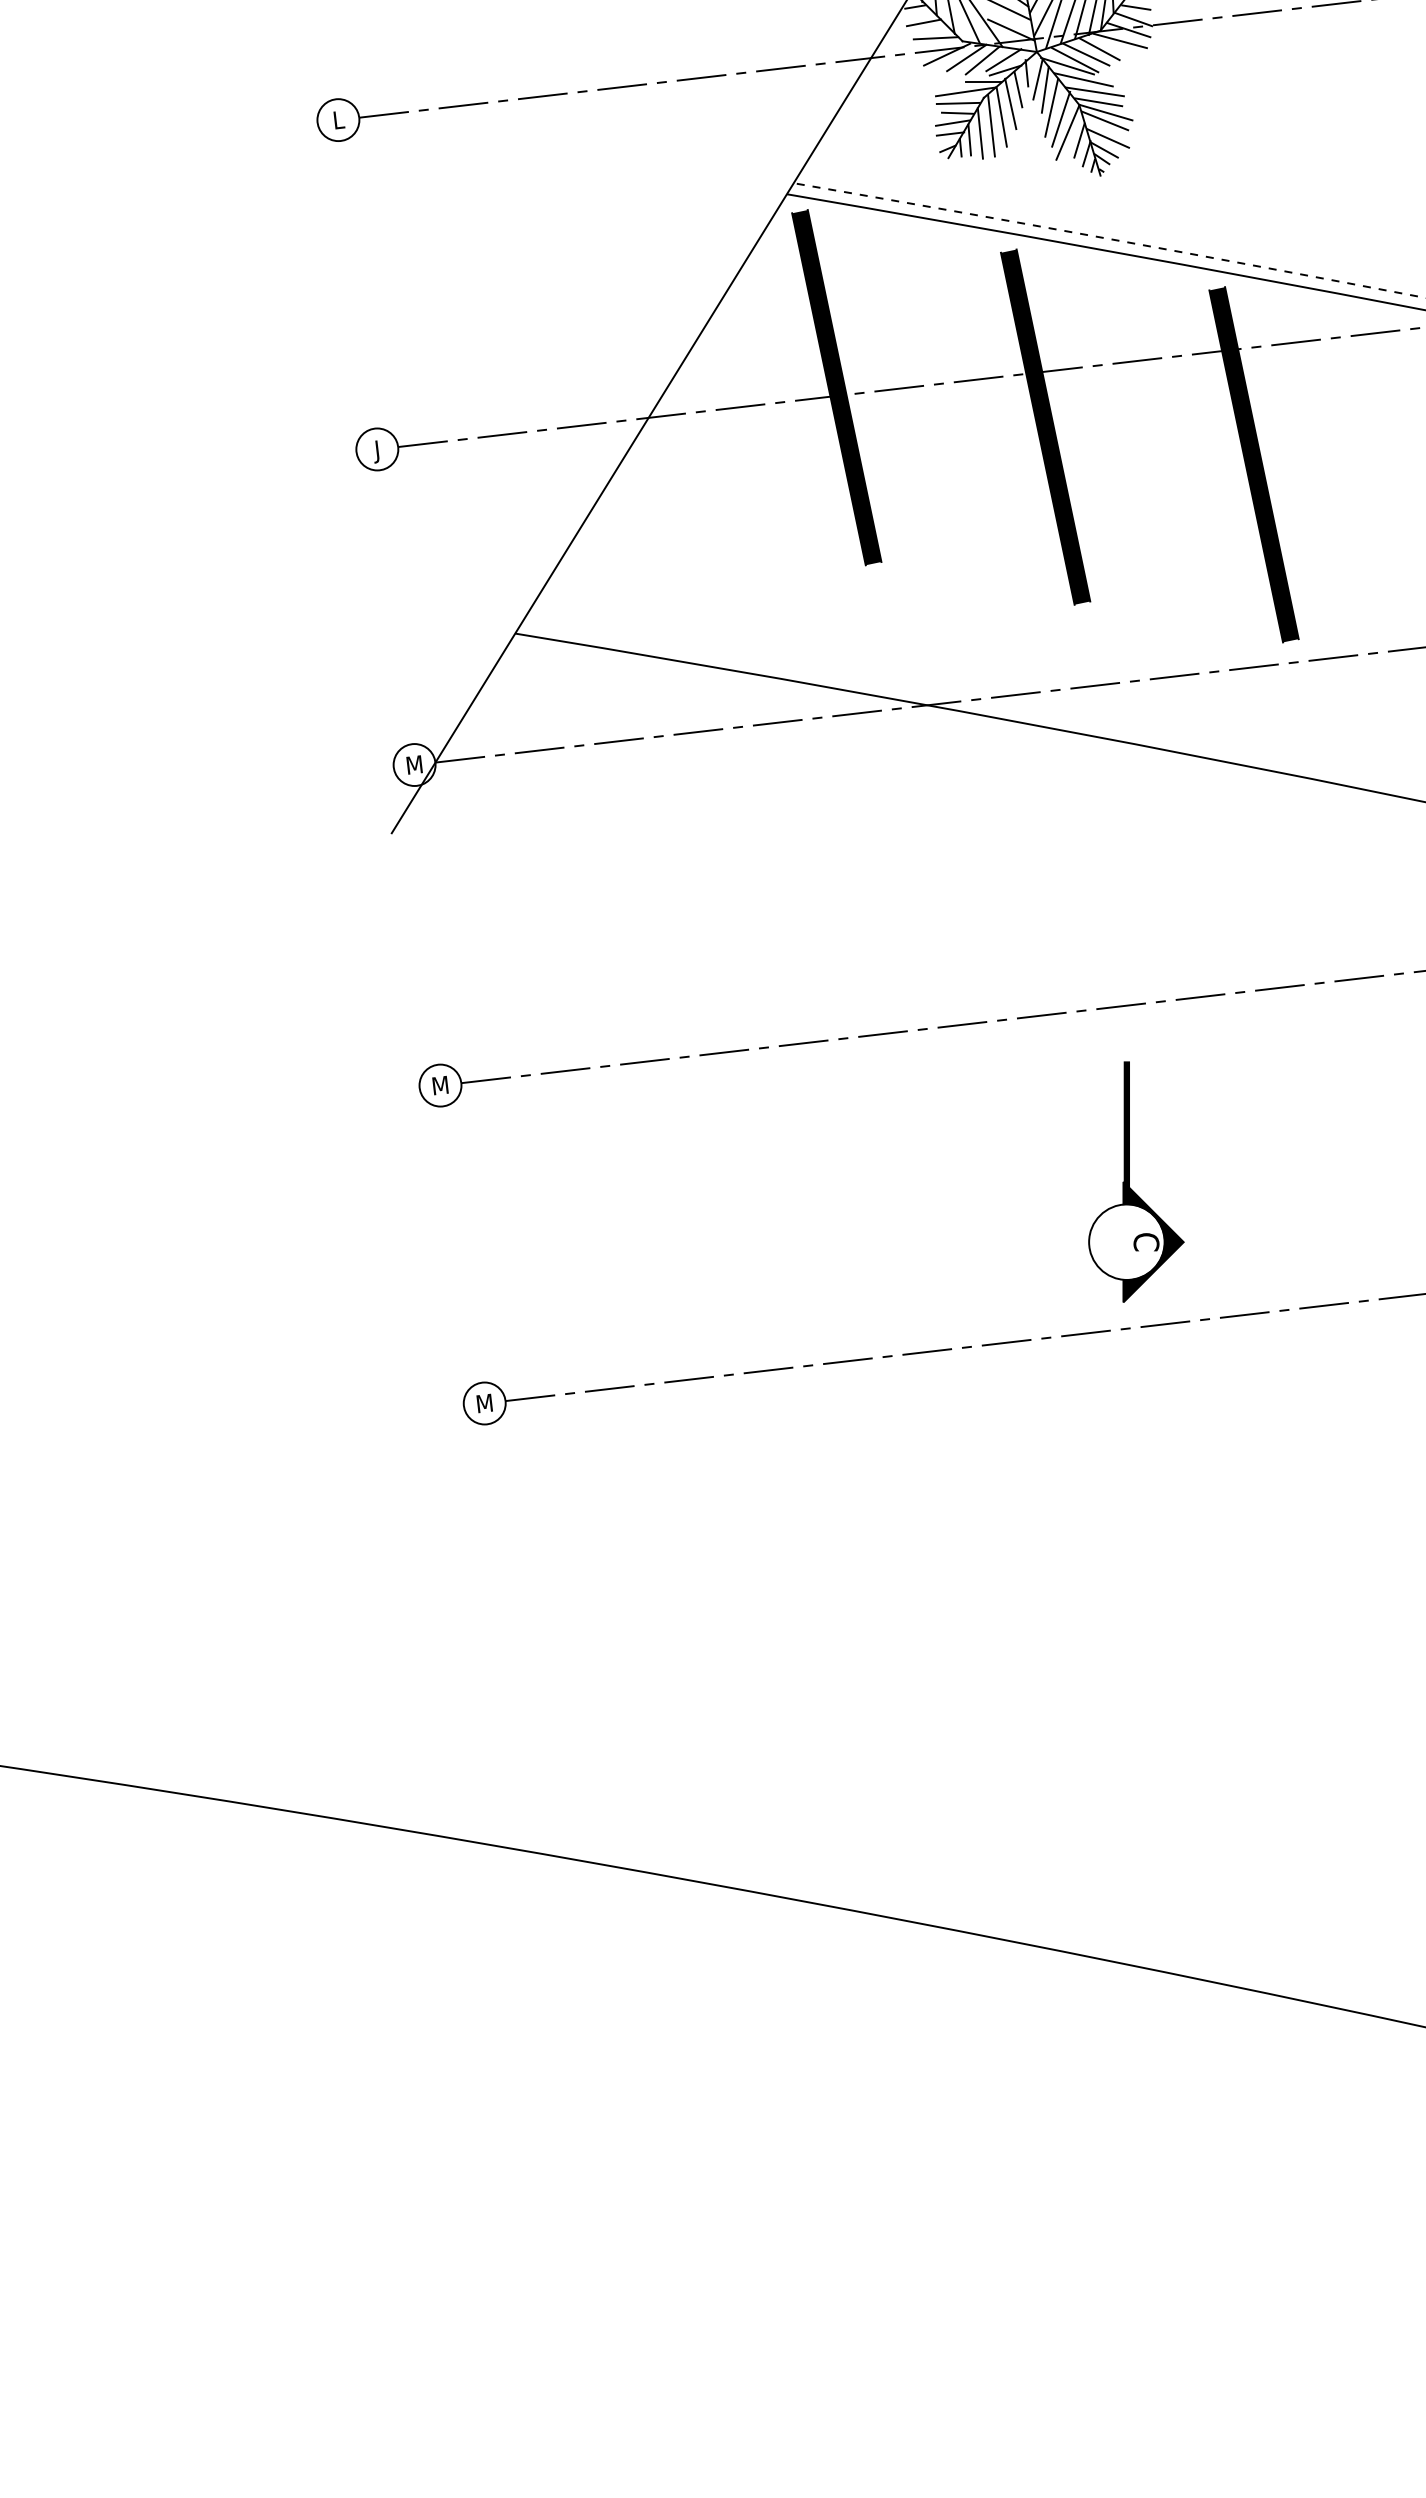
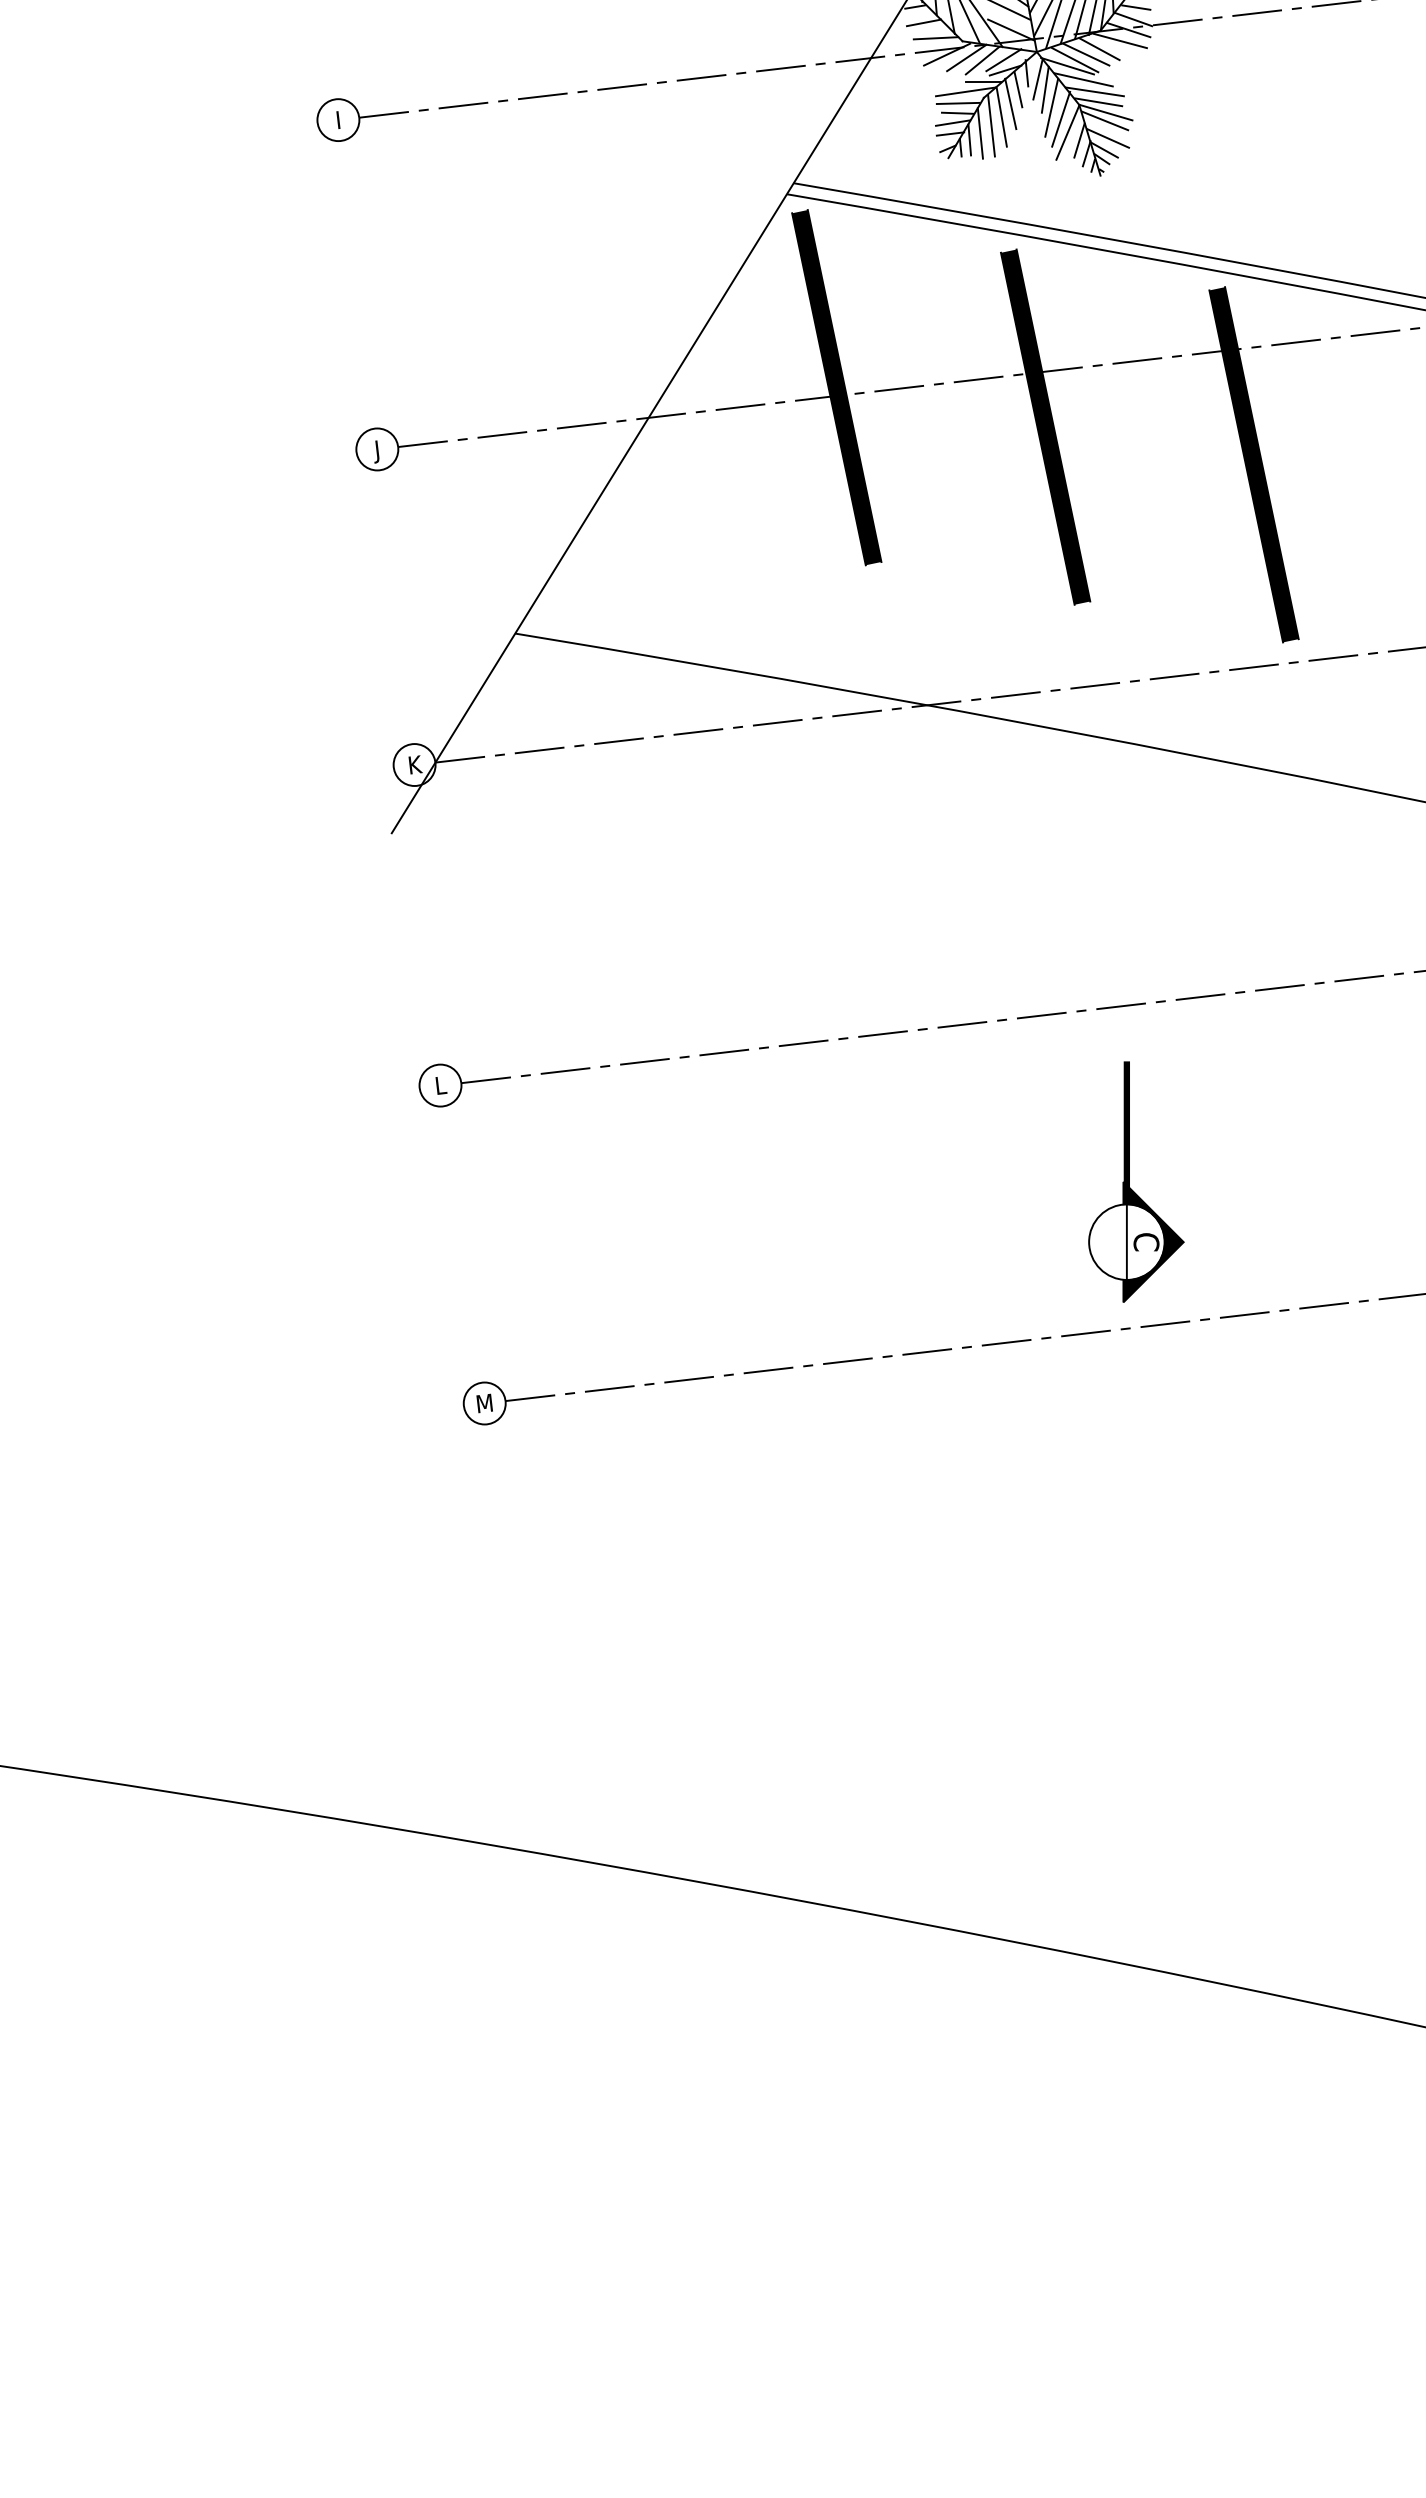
text: L -> I (339, 120)
arc: dashed -> solid (1109, 239)
text: M -> K (414, 764)
text: M -> L (440, 1085)
line: none -> present (1126, 1241)
